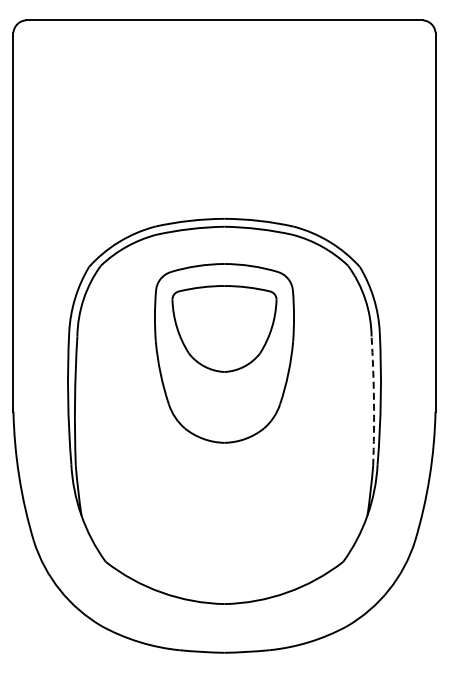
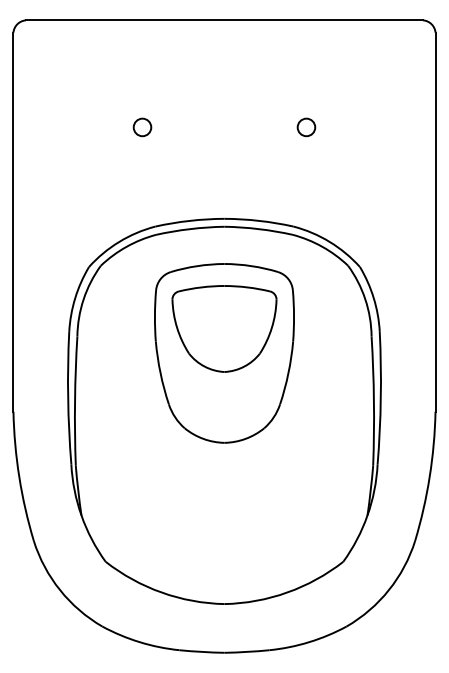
circle: none -> present (142, 127)
circle: none -> present (306, 127)
arc: dashed -> solid (373, 401)
